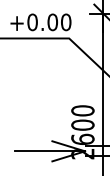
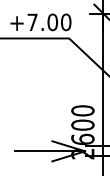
text: +0.00 -> +7.00 (32, 22)
